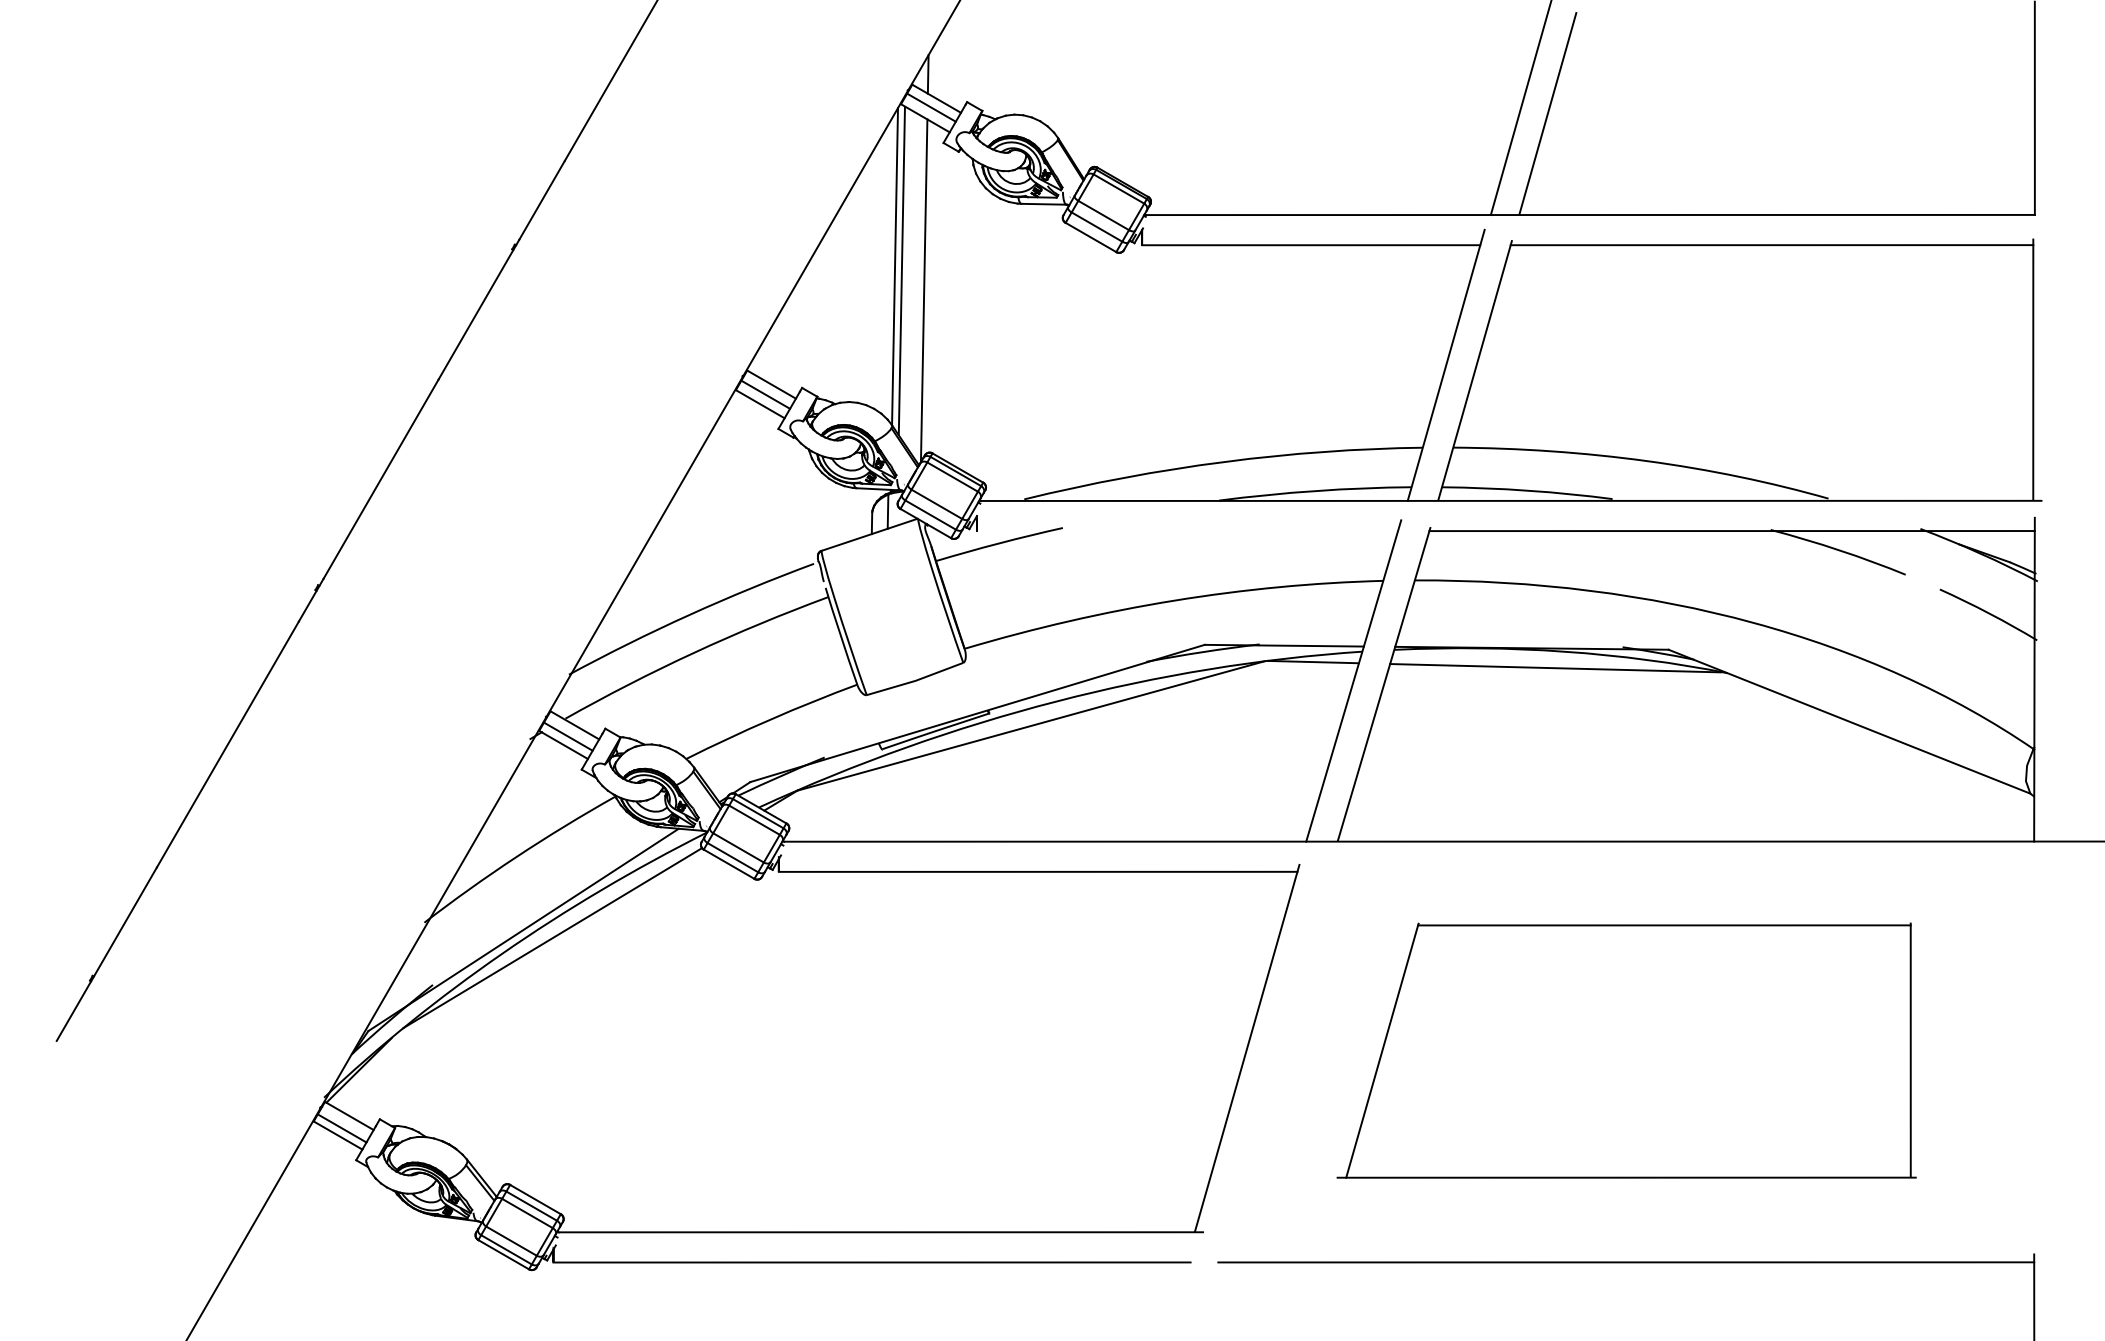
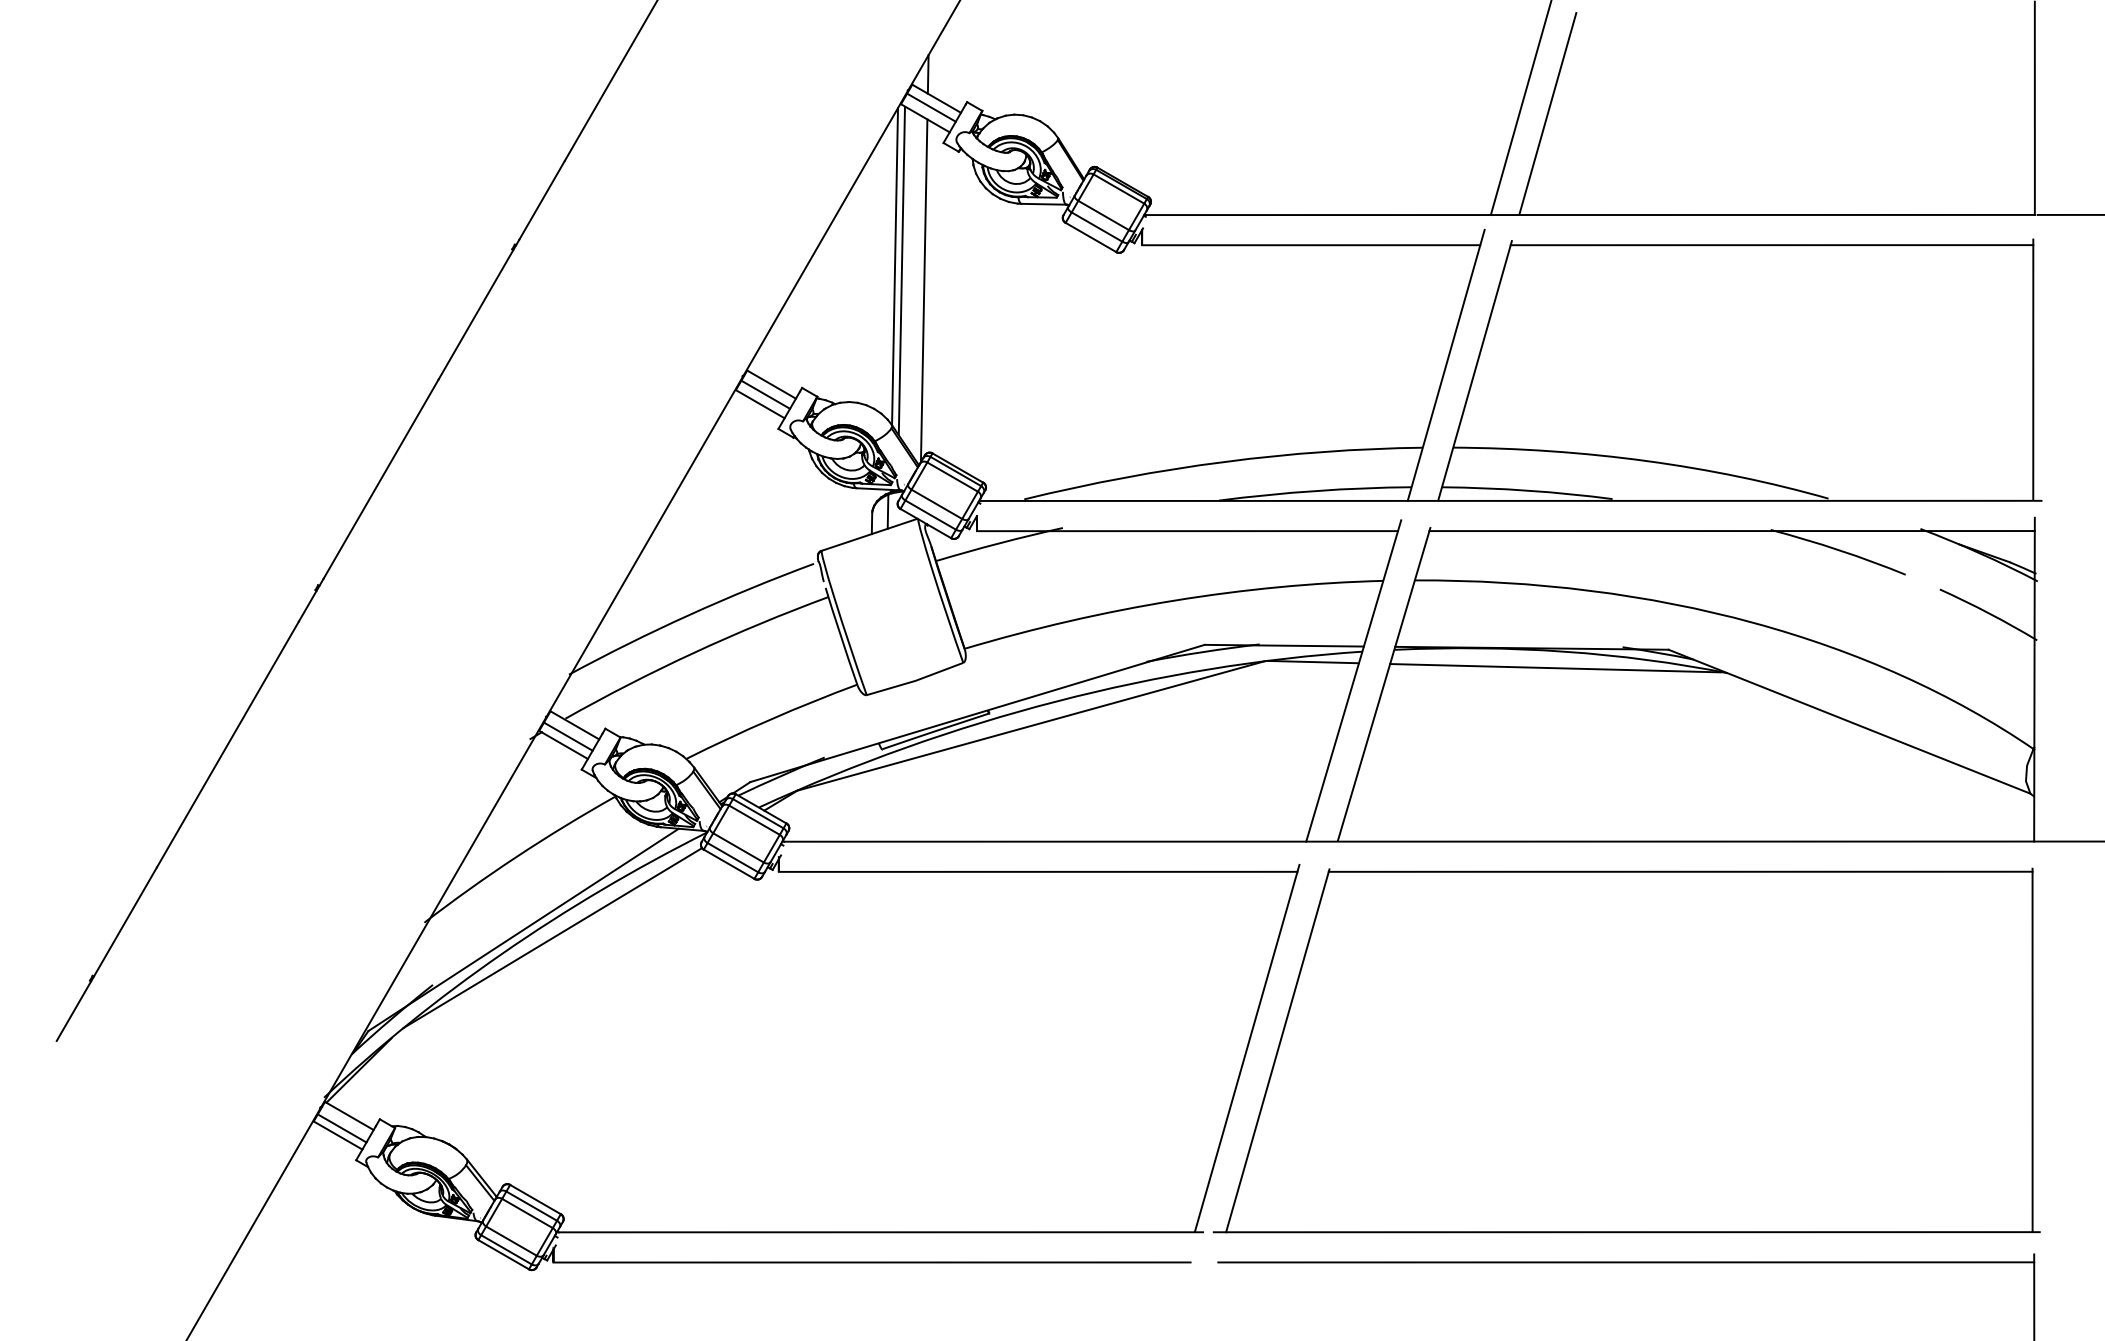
line: none -> present (2069, 214)
line: none -> present (1187, 531)
part size: 581x257 px -> 829x367 px (1626, 1050)
